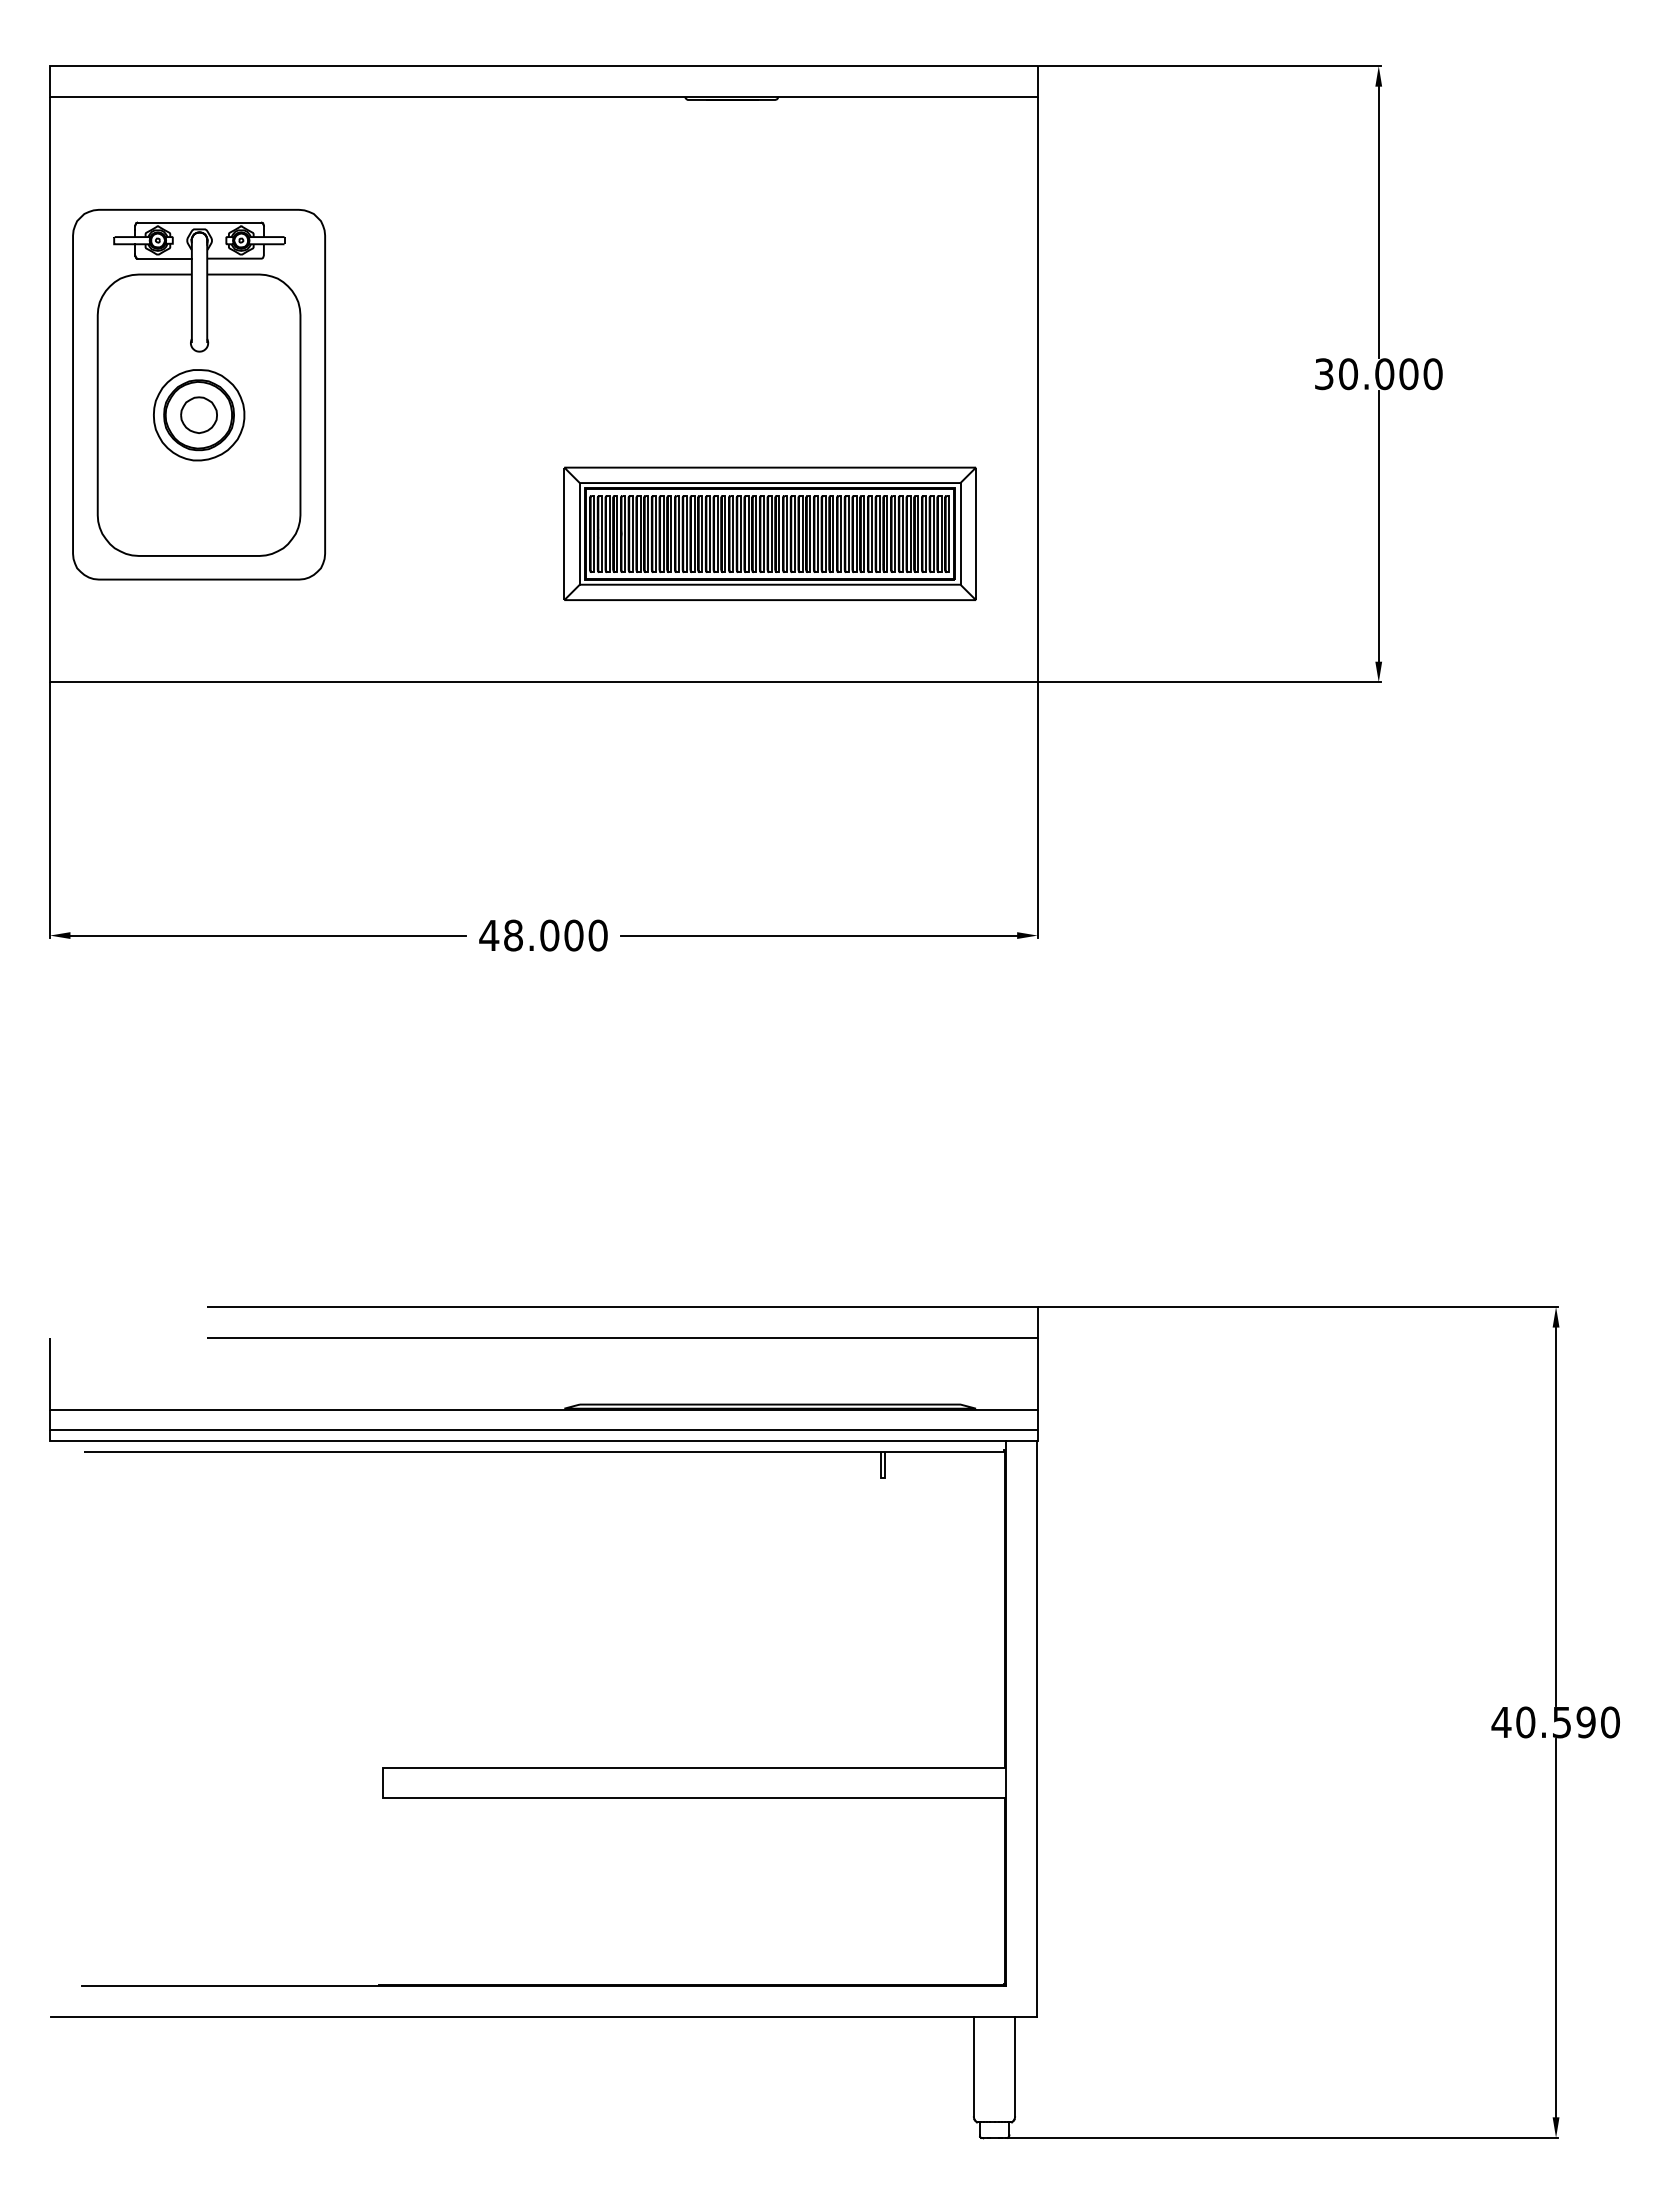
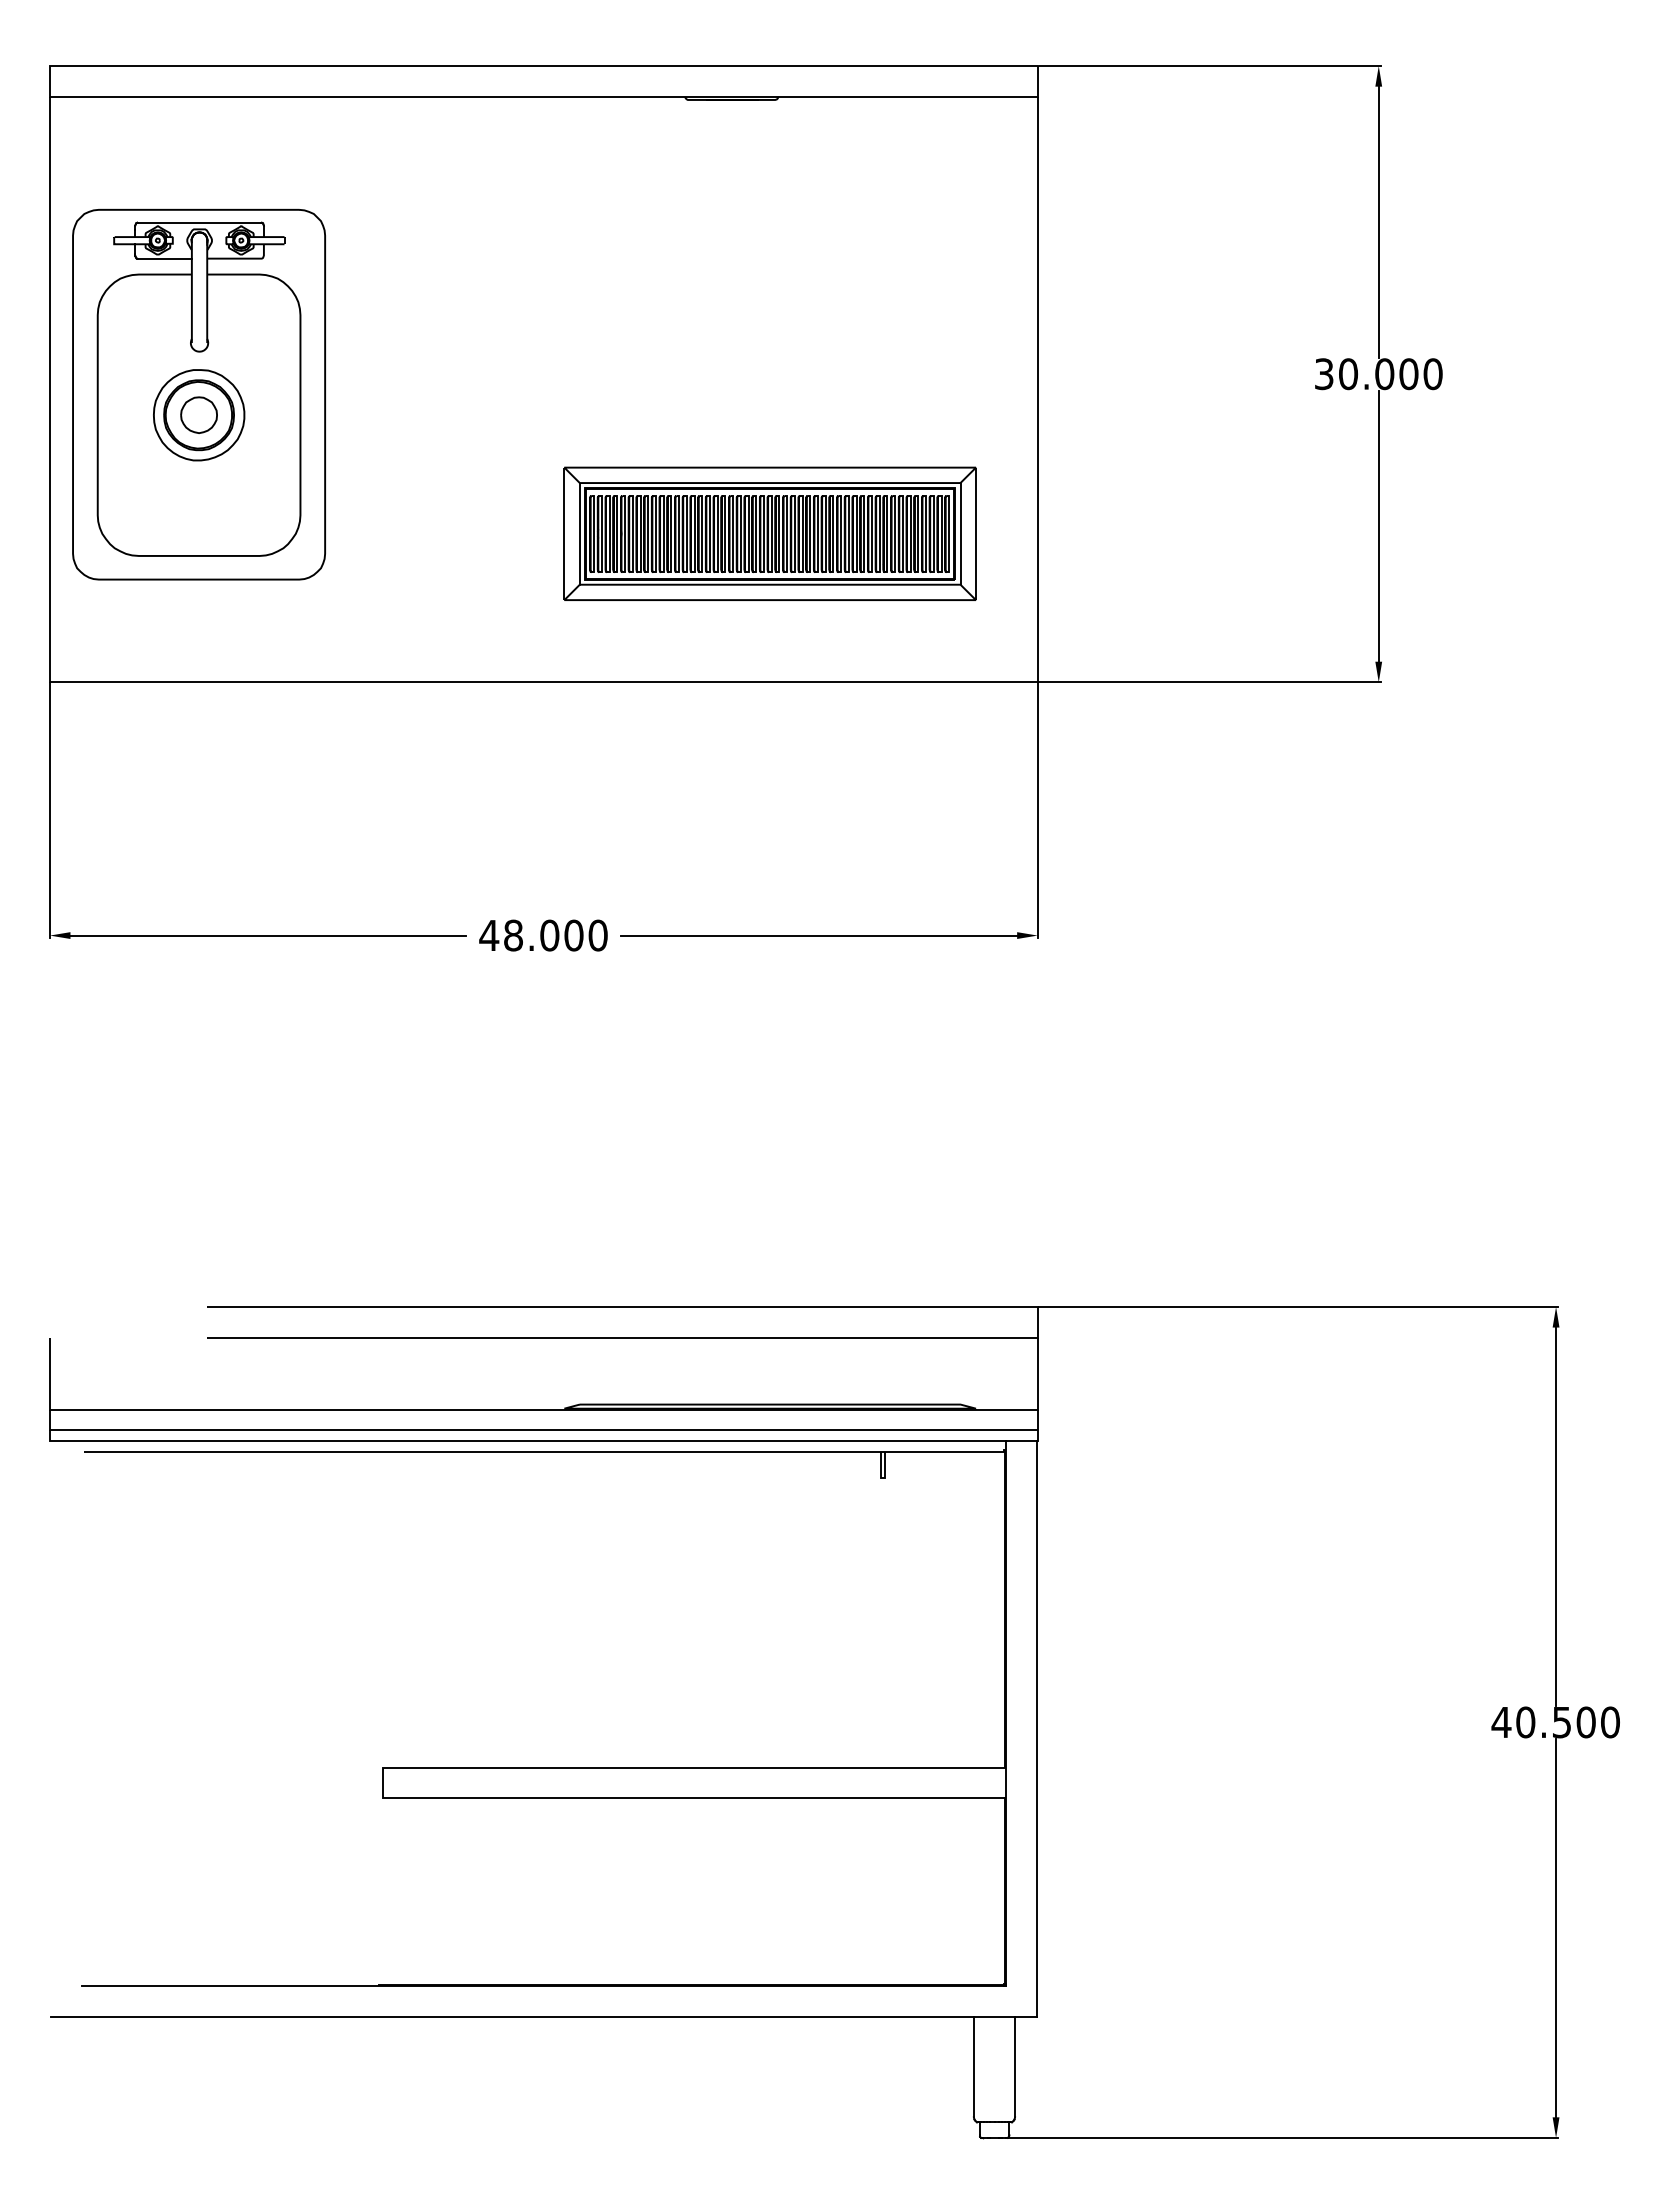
text: 40.590 -> 40.500 (1585, 1722)
